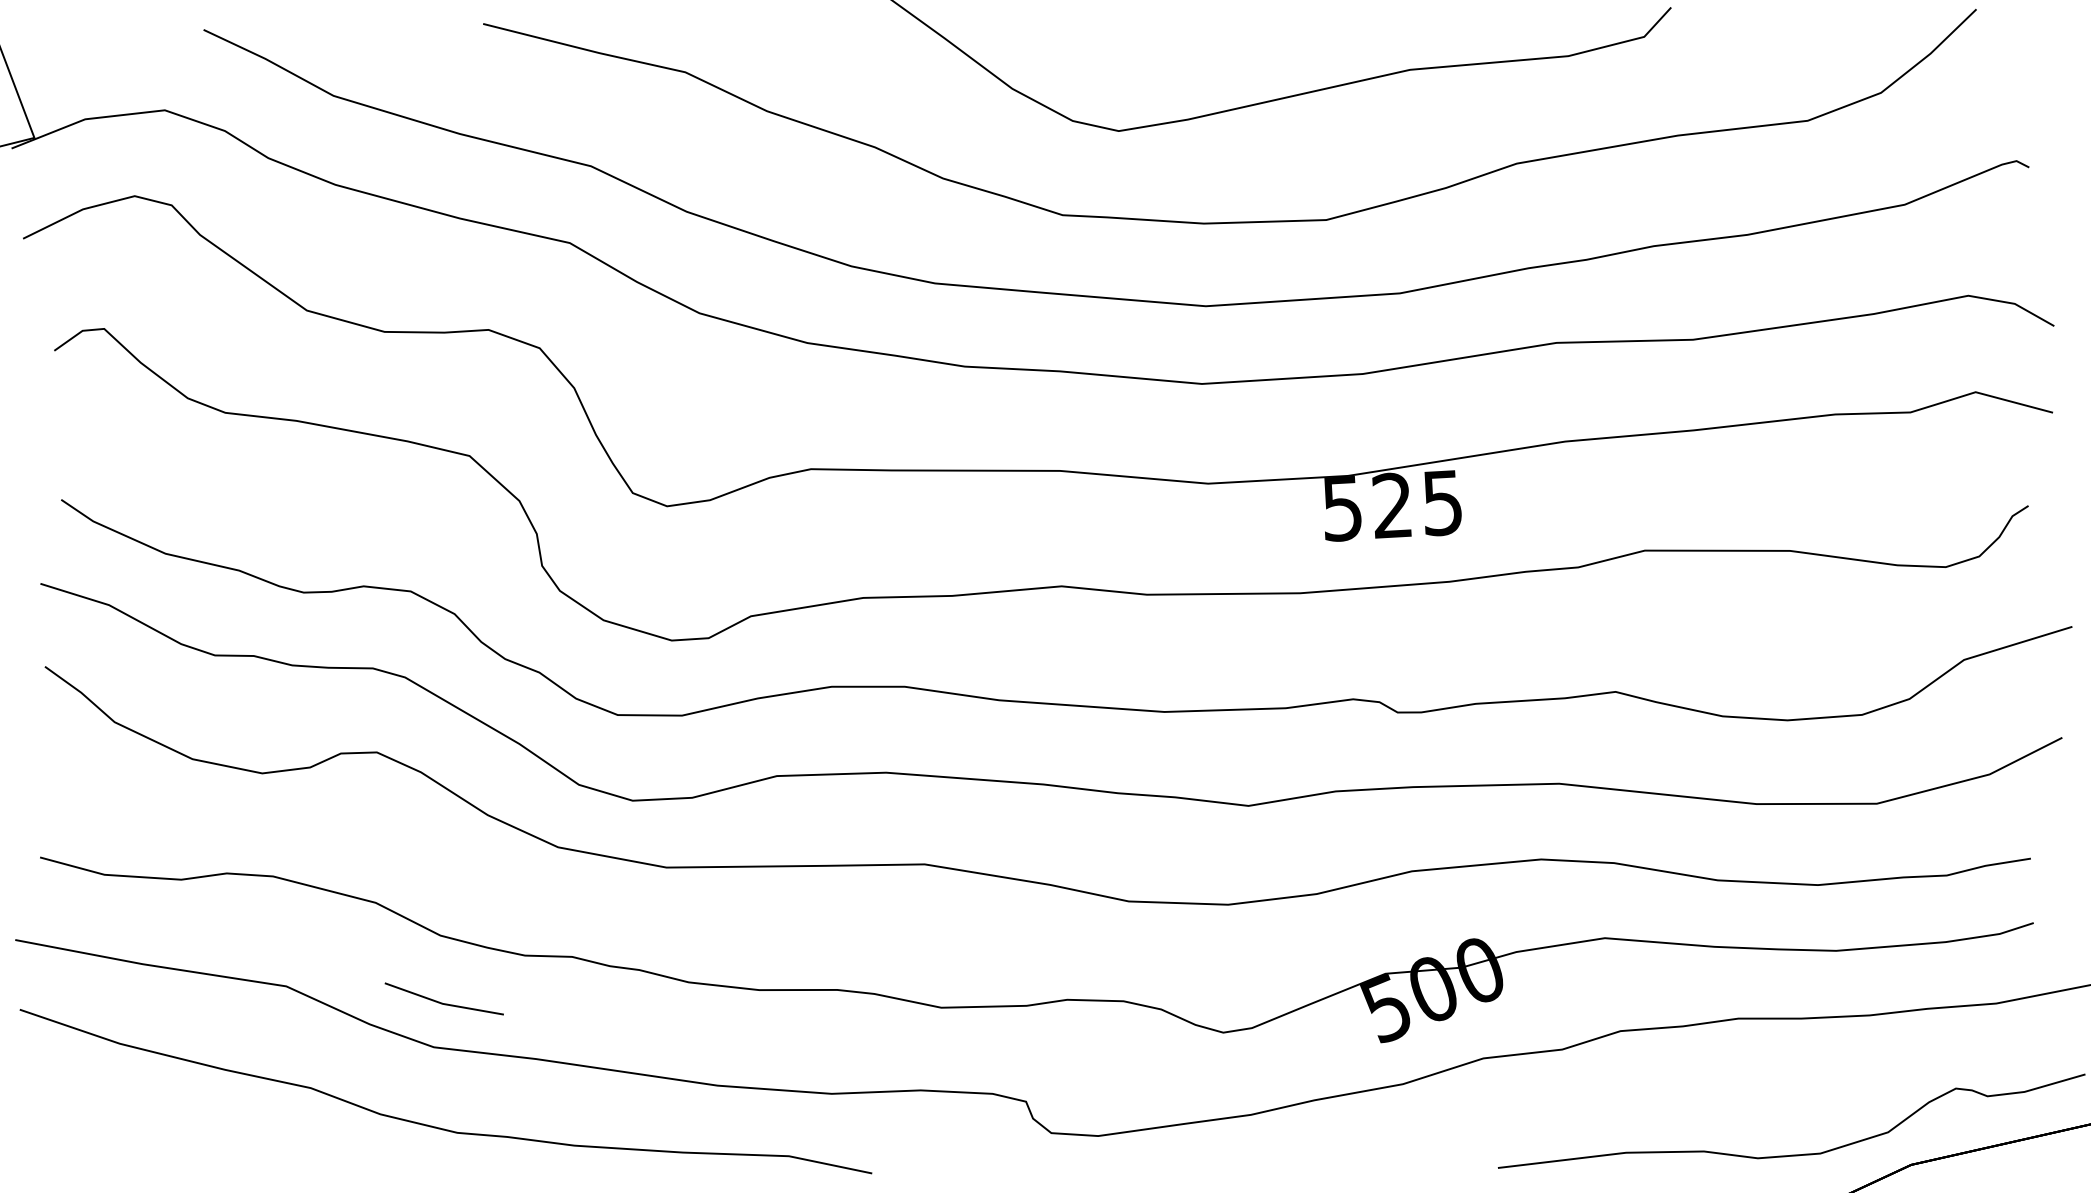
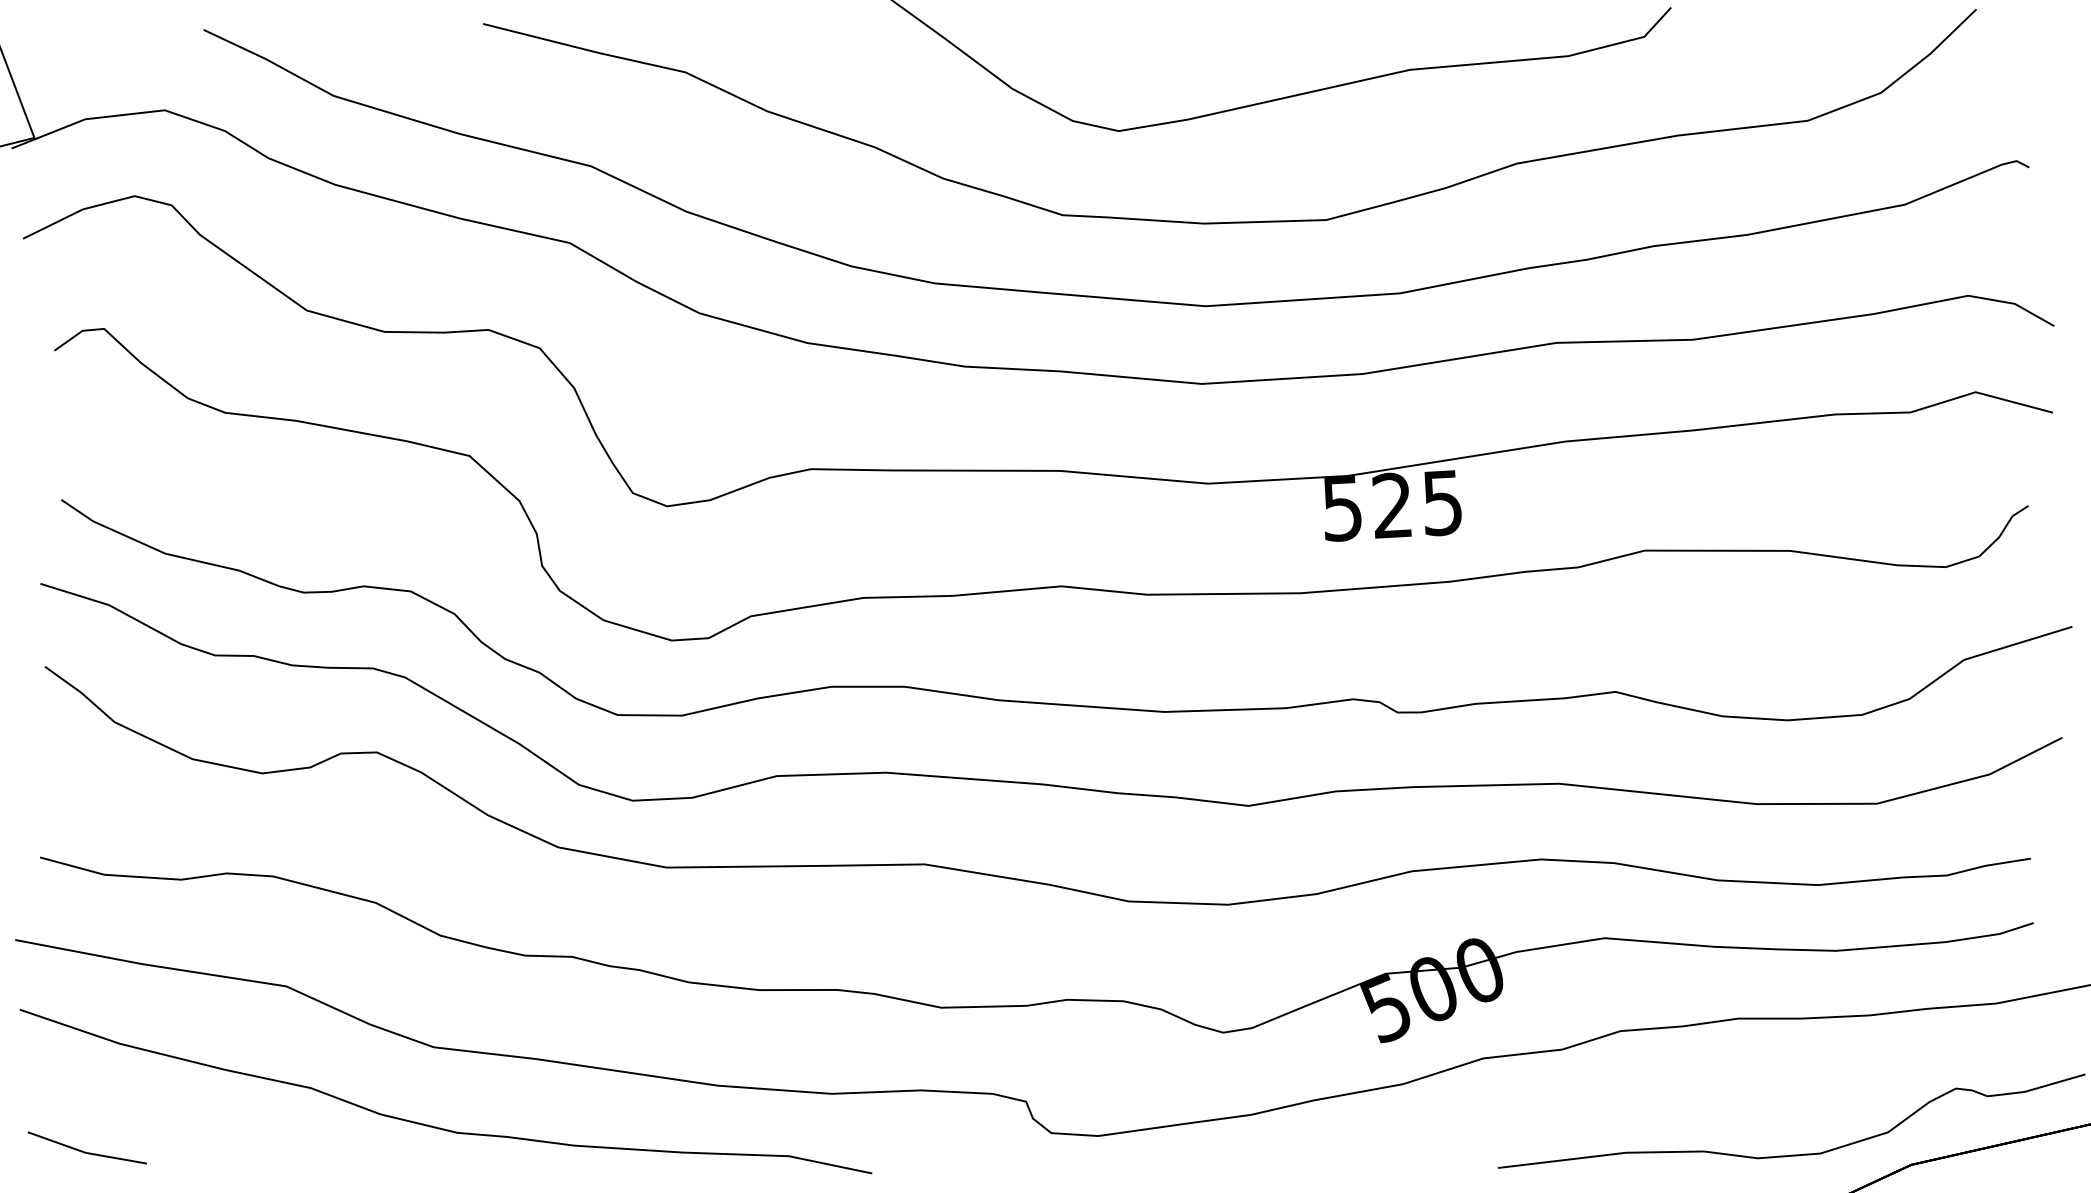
line position: (442, 1002) -> (85, 1151) (85, 1151)
